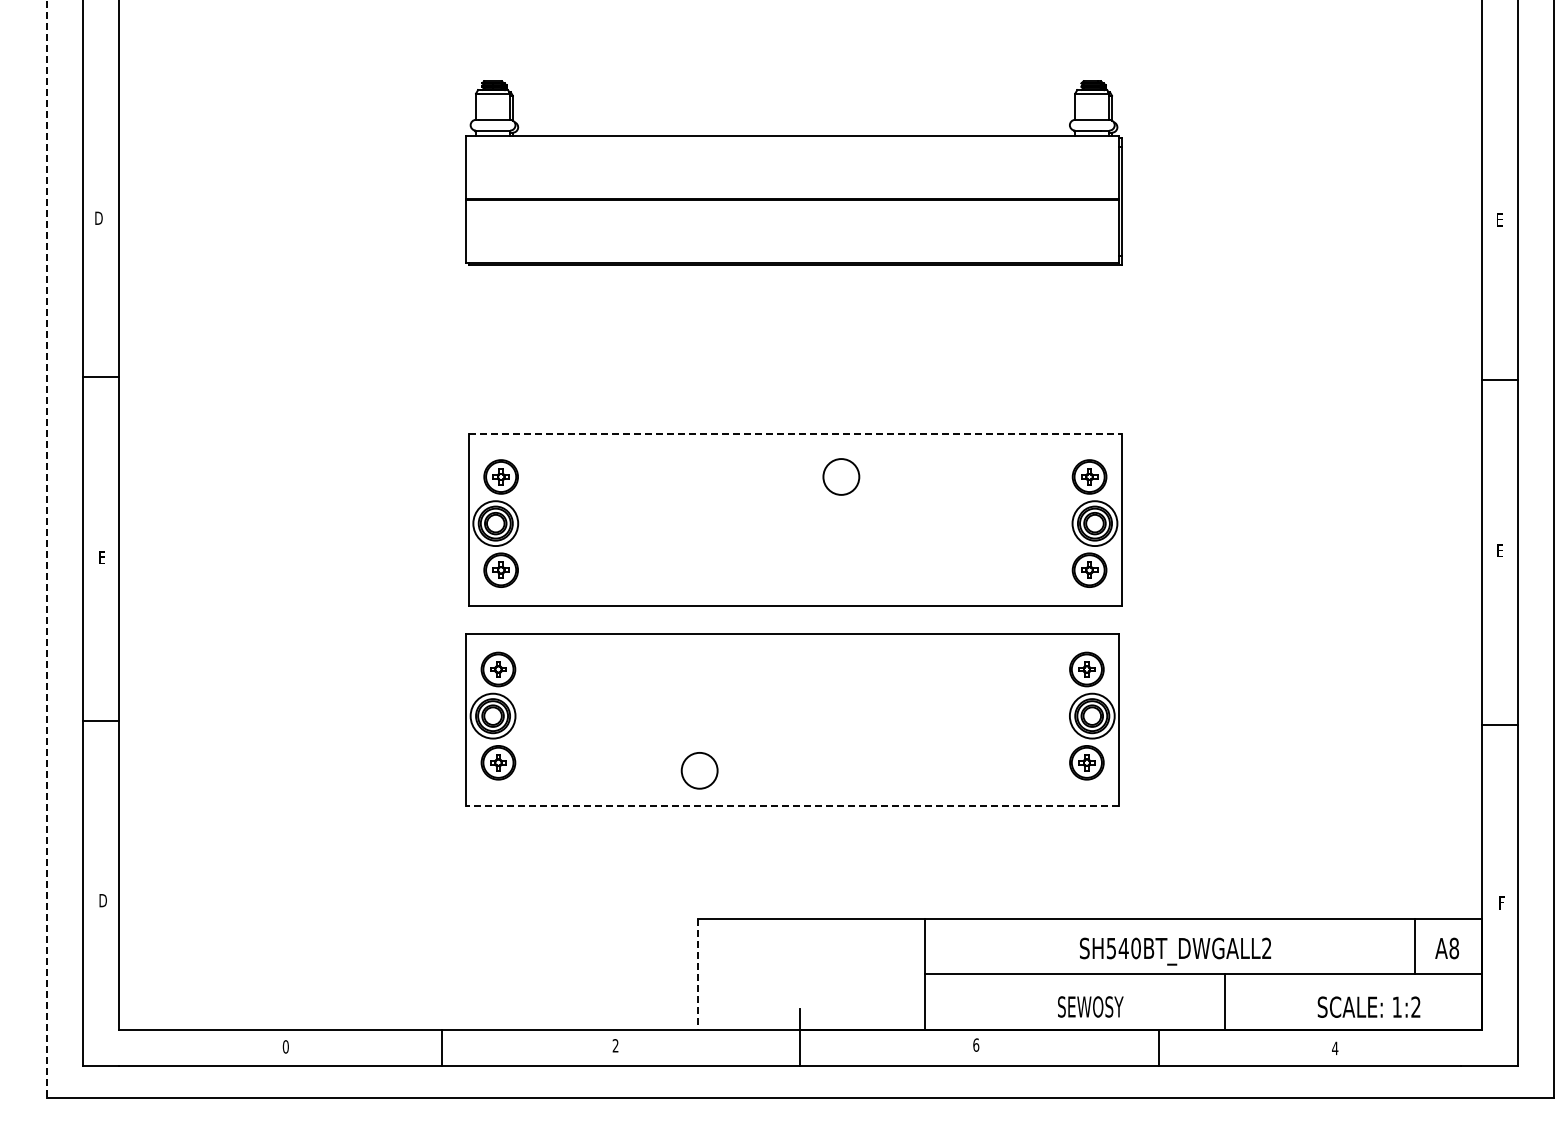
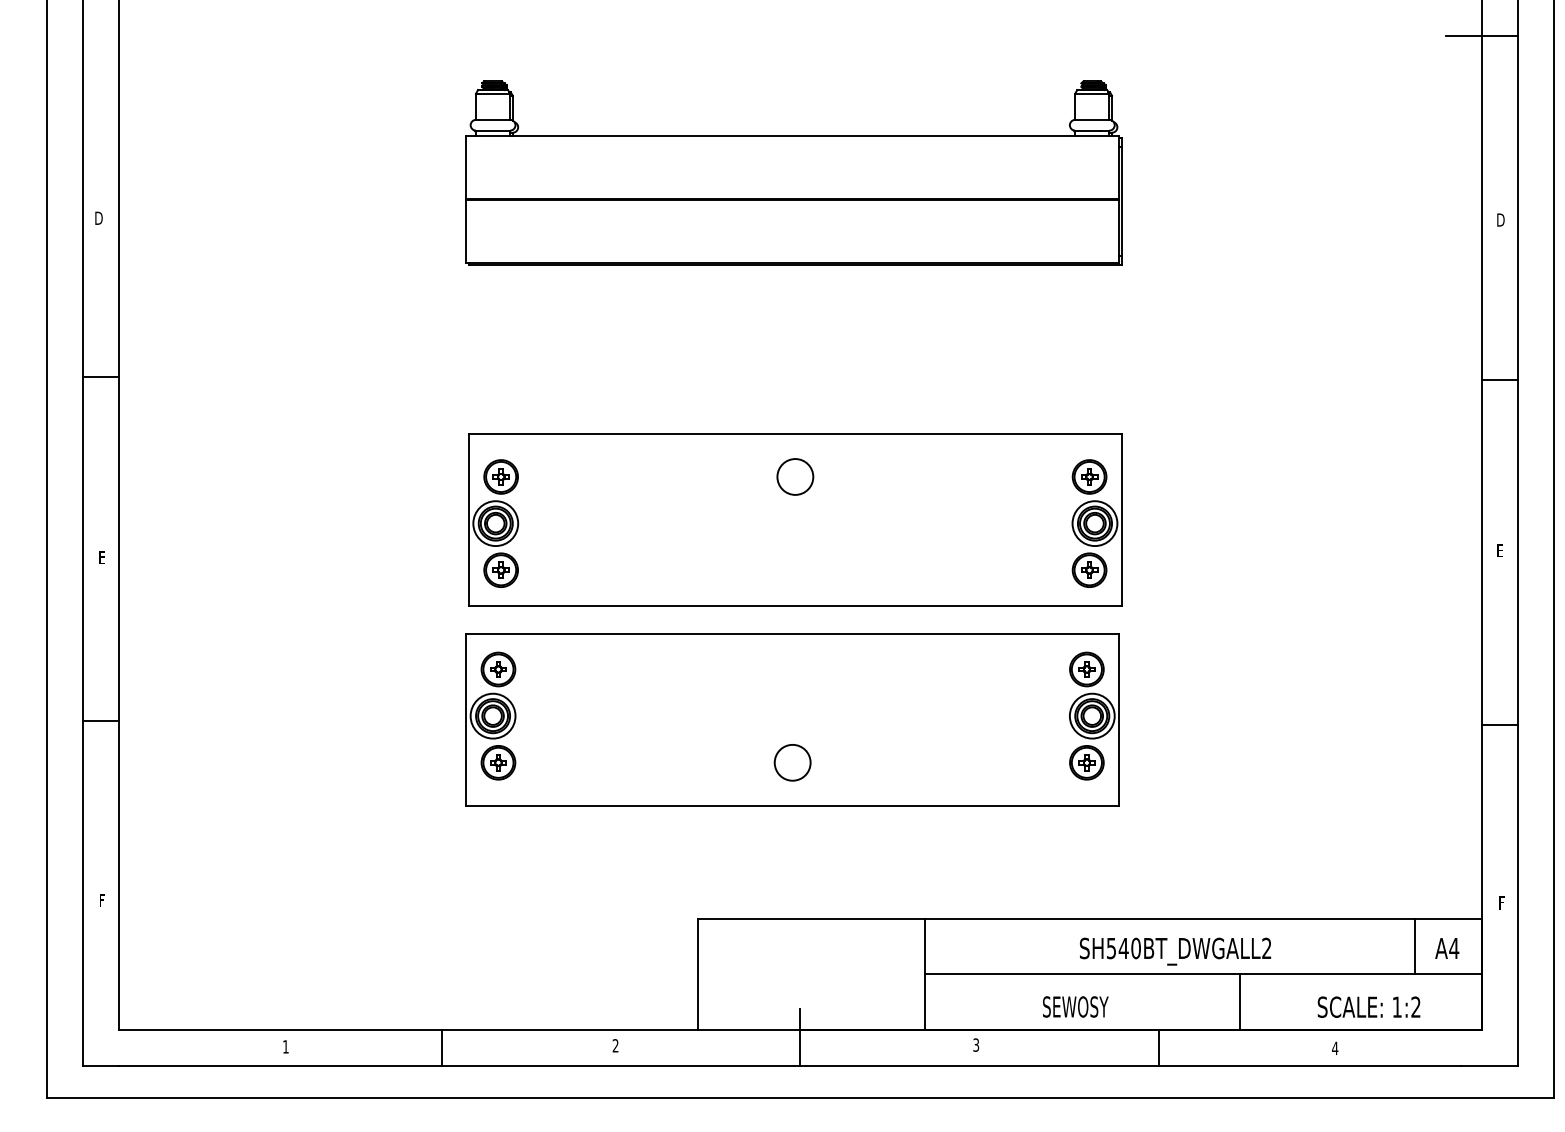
line: none -> present (1482, 35)
text: E -> D (1500, 219)
line: dashed -> solid (795, 433)
circle position: (841, 476) -> (795, 476) (795, 476)
line: dashed -> solid (46, 549)
circle position: (699, 770) -> (792, 762) (792, 762)
line: dashed -> solid (792, 805)
text: D -> F (102, 900)
text: A8 -> A4 (1454, 948)
line: dashed -> solid (697, 974)
line position: (1225, 1001) -> (1240, 1001) (1240, 1001)
text position: (1090, 1006) -> (1075, 1006) (1075, 1006)
text: 6 -> 3 (976, 1044)
text: 0 -> 1 (285, 1046)
